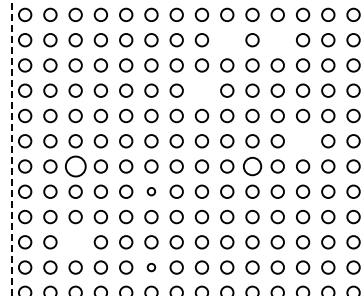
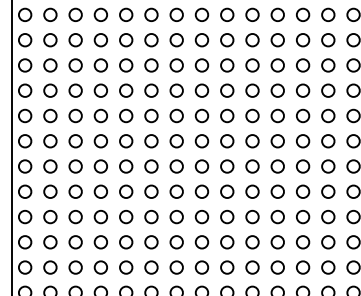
circle: none -> present (227, 40)
circle: none -> present (277, 40)
circle: none -> present (201, 90)
circle: none -> present (303, 141)
line: dashed -> solid (11, 148)
circle size: 22x23 px -> 15x15 px (75, 166)
circle size: 20x21 px -> 15x15 px (252, 166)
circle size: 11x10 px -> 15x15 px (151, 191)
circle: none -> present (75, 242)
circle size: 11x11 px -> 15x15 px (151, 267)
